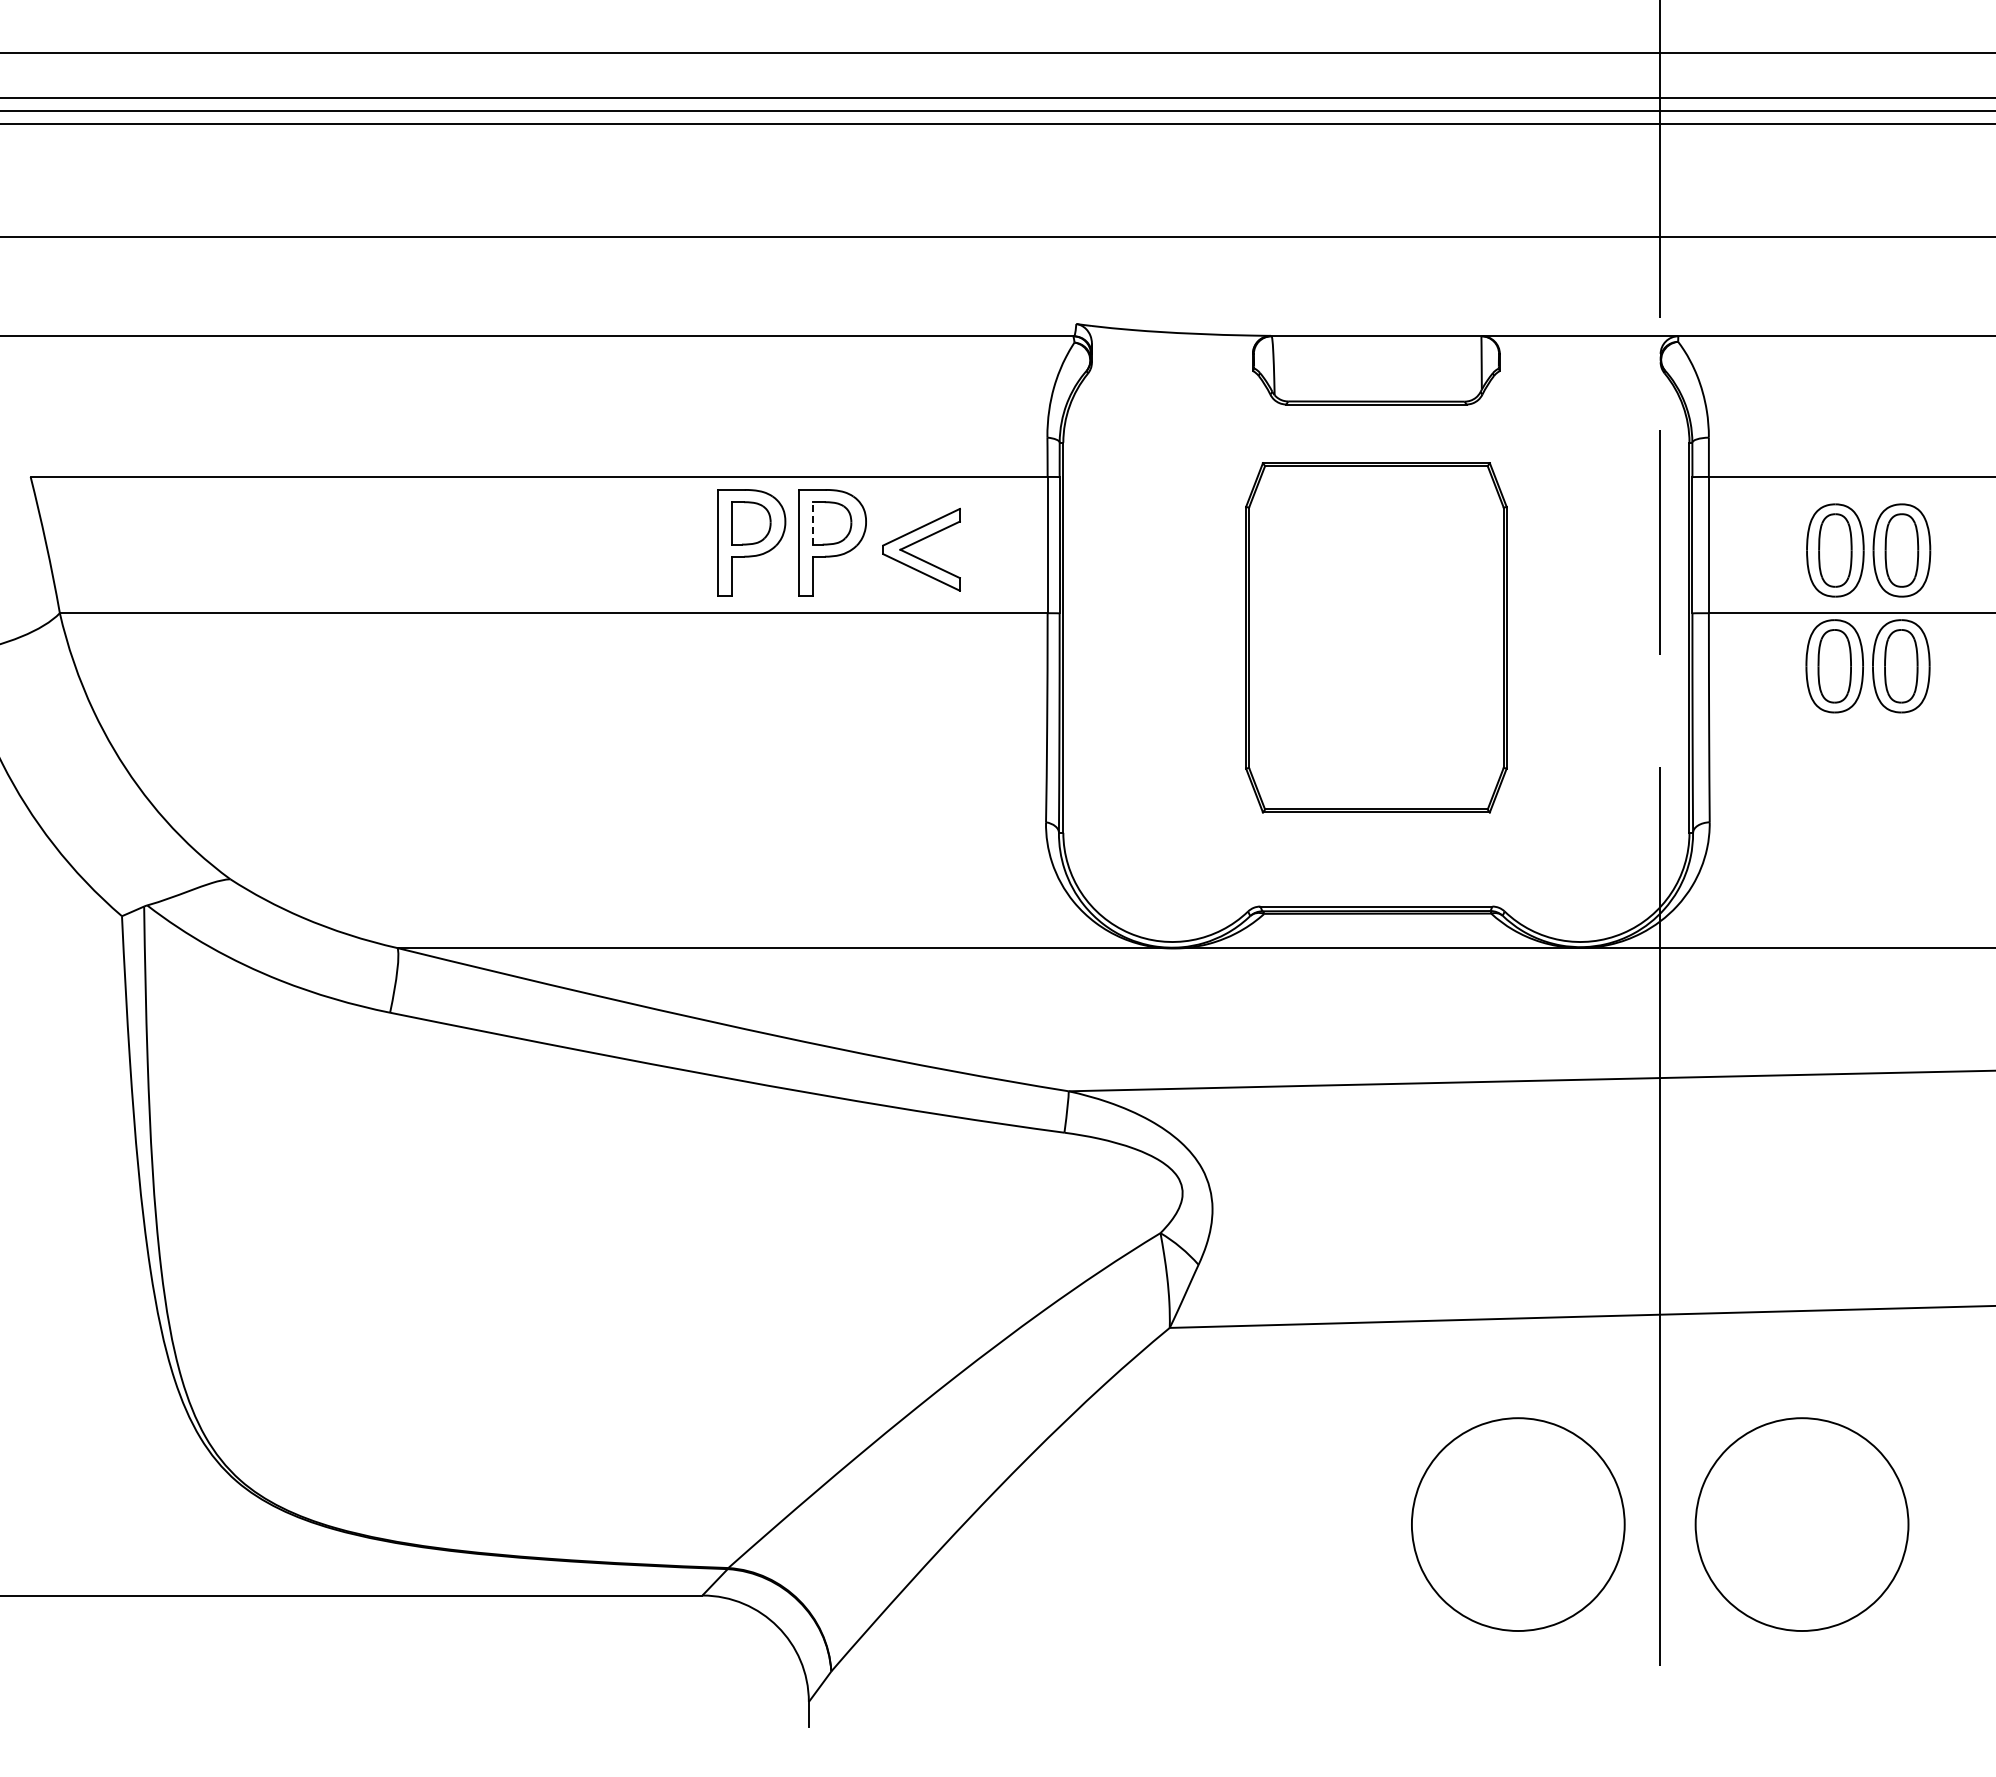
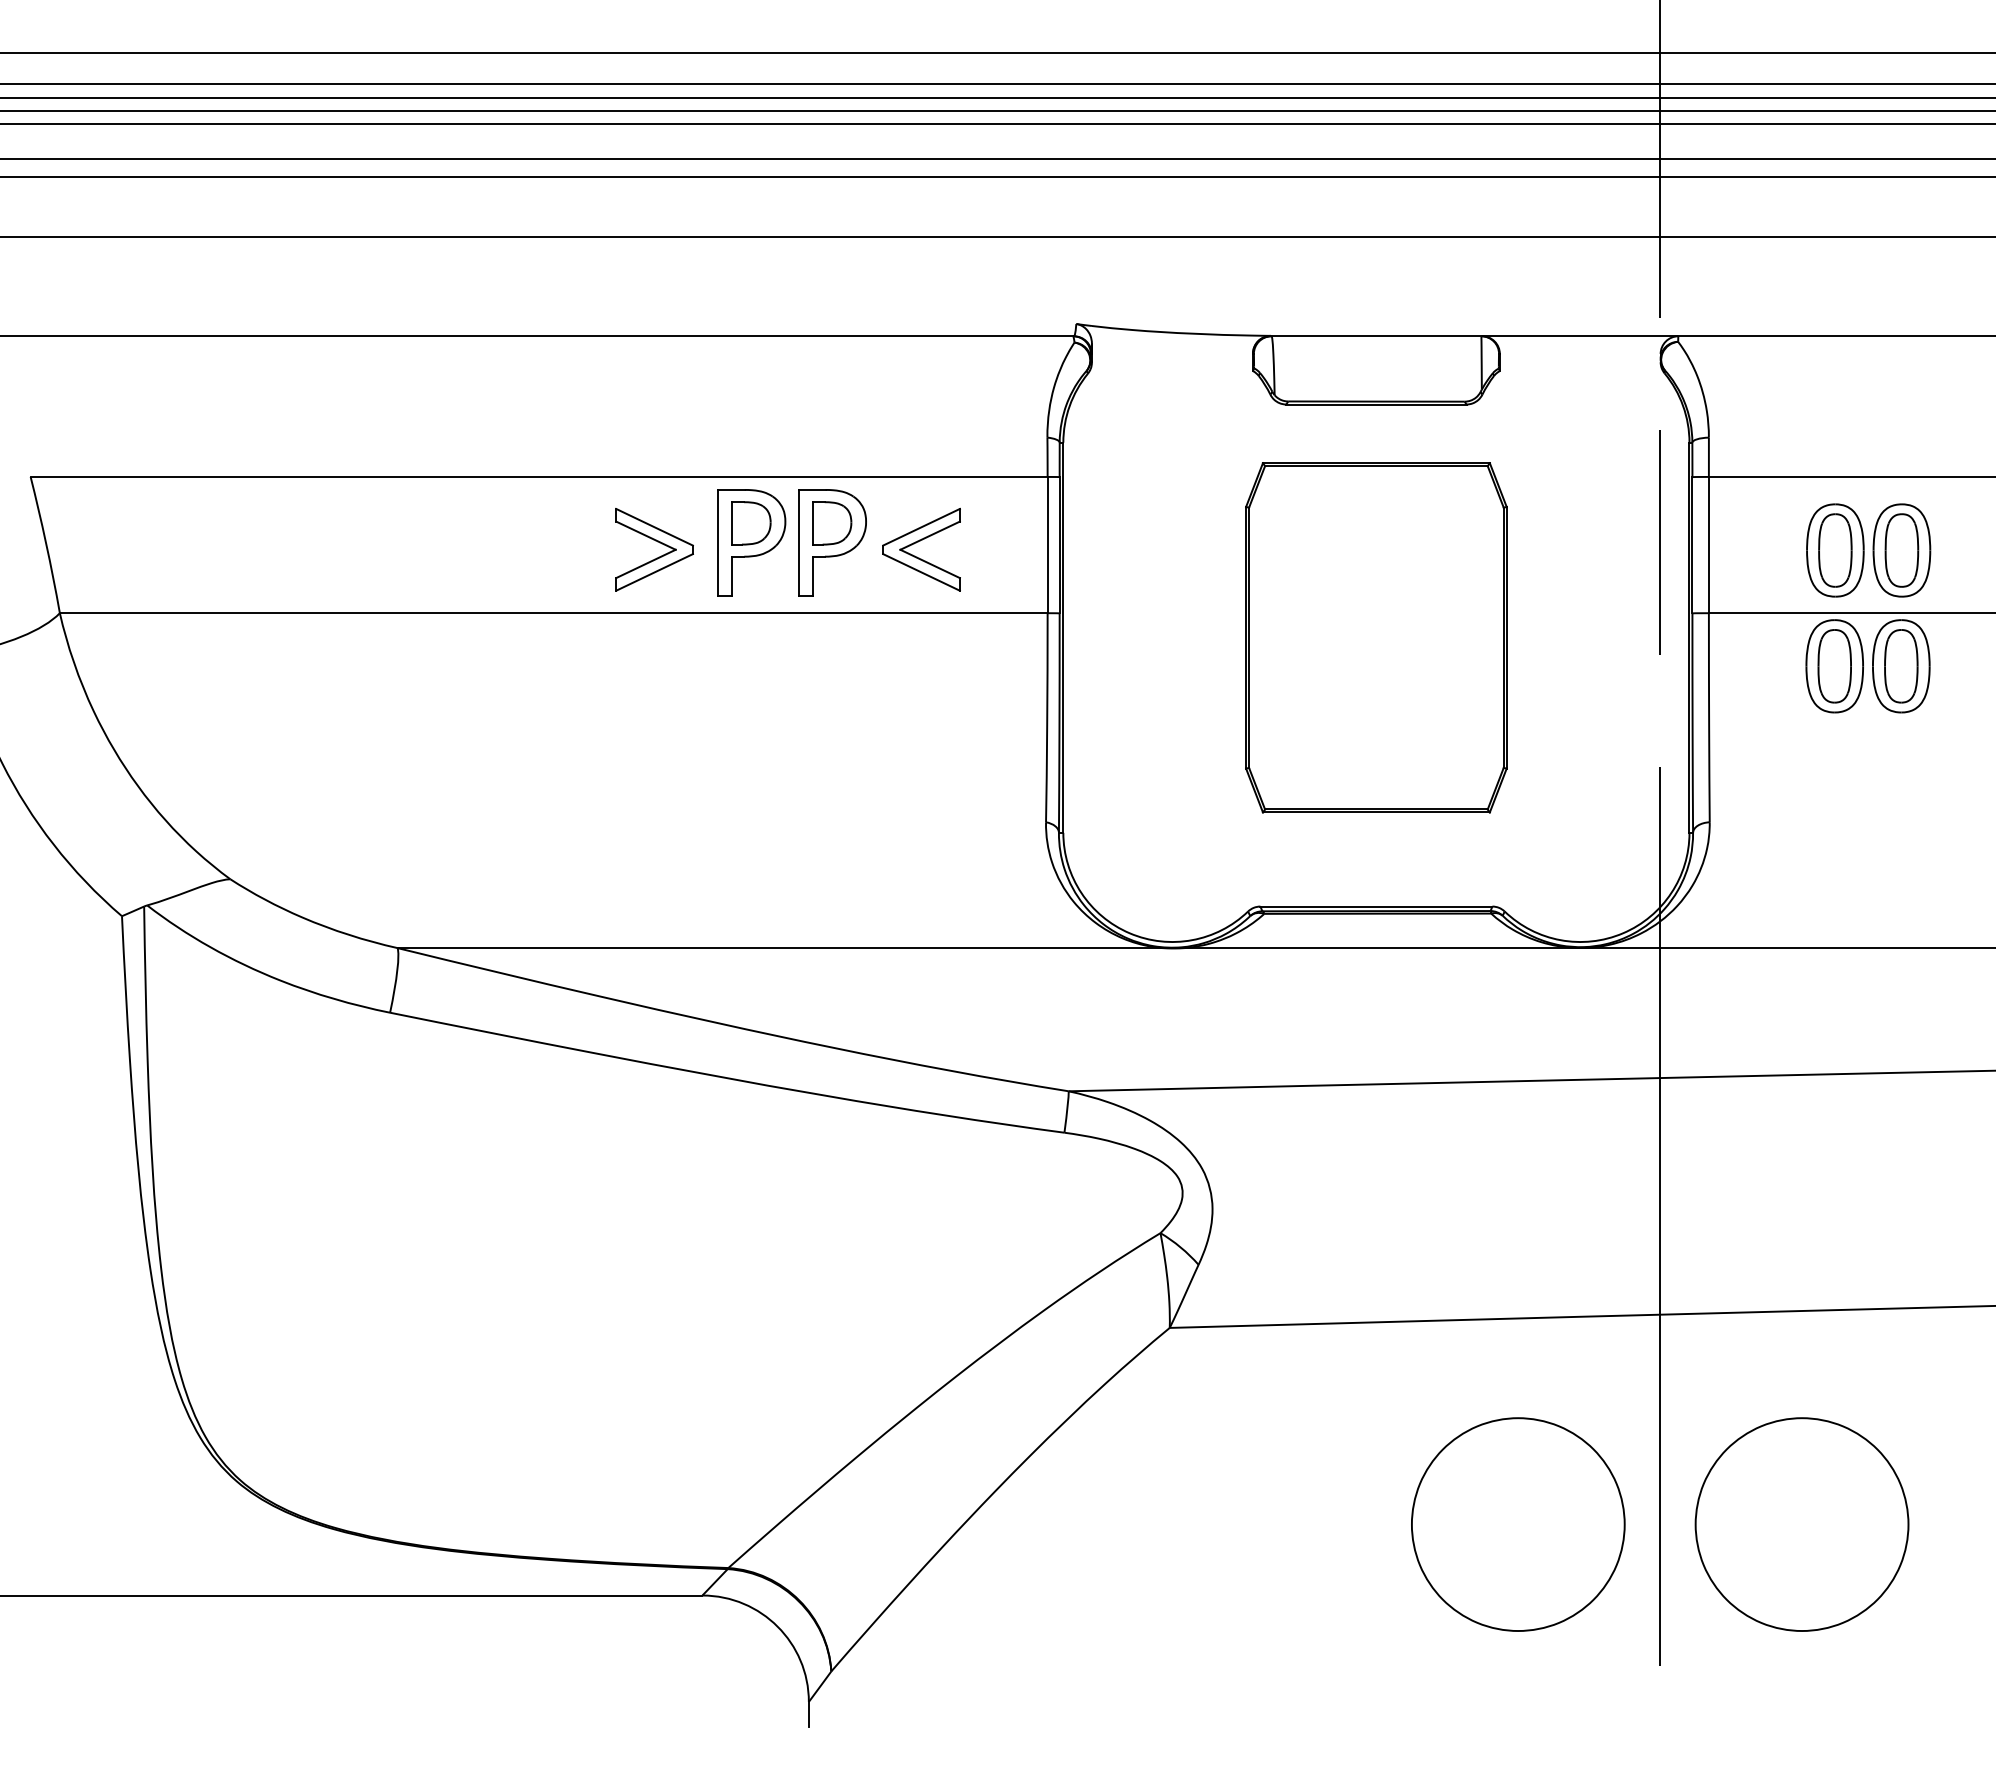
line: none -> present (997, 84)
line: none -> present (997, 158)
line: none -> present (997, 176)
line: dashed -> solid (812, 522)
part: none -> present (657, 542)
